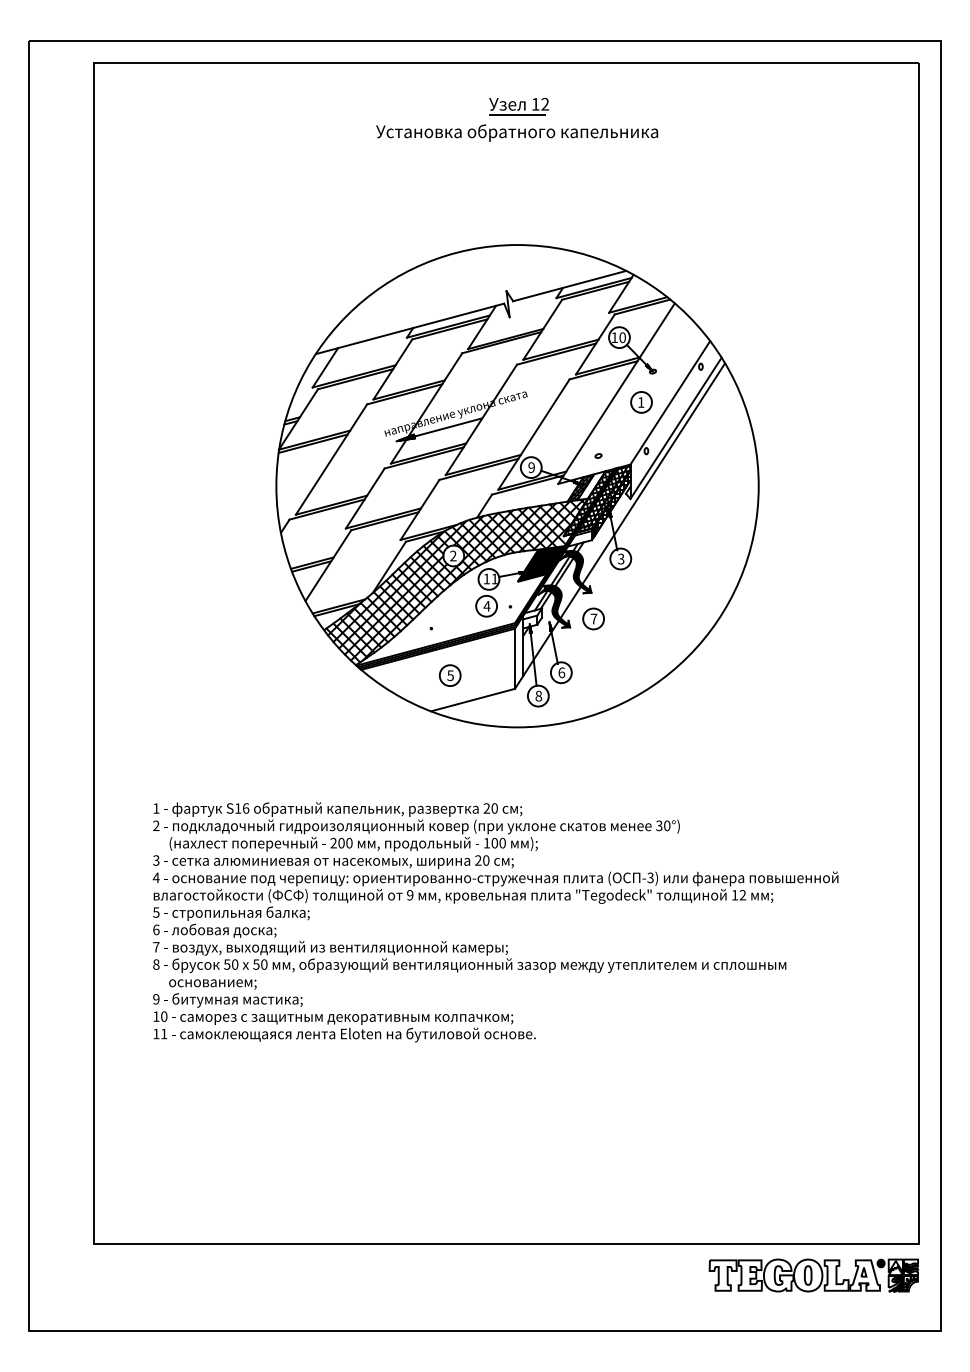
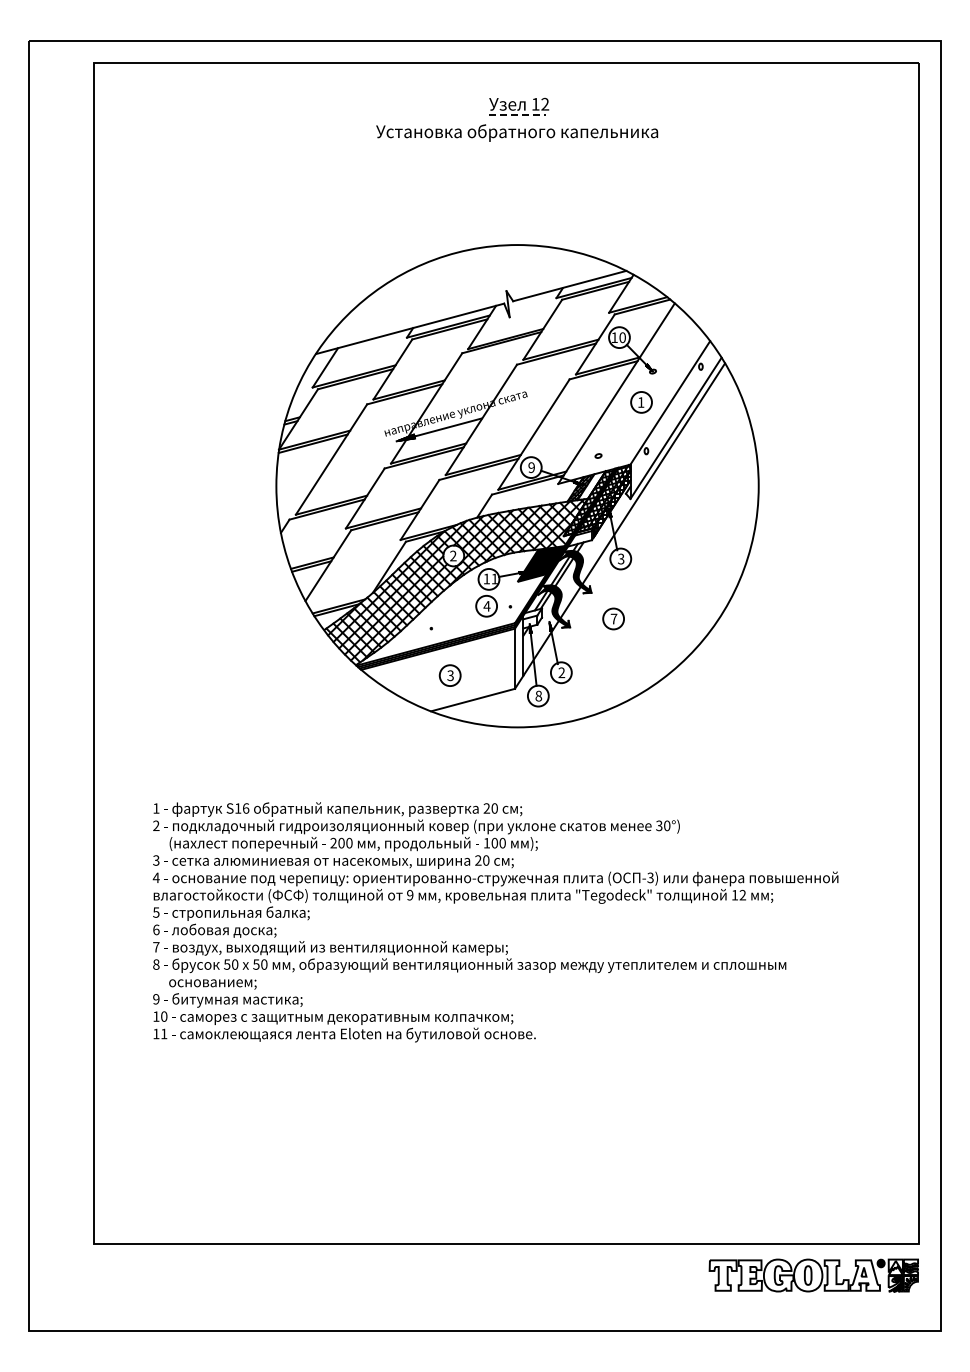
line: solid -> dashed (517, 115)
part position: (593, 618) -> (613, 618) (613, 618)
text: 6 -> 2 (561, 672)
text: 5 -> 3 (450, 675)
